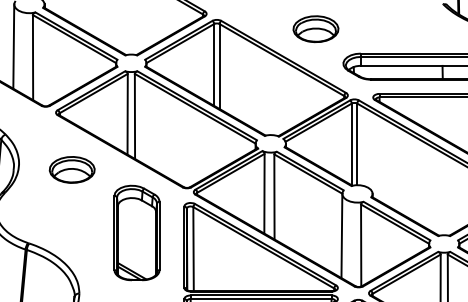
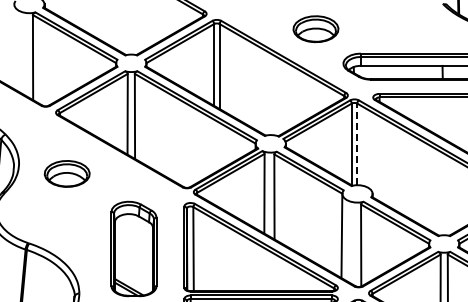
line: present -> none (13, 46)
line: solid -> dashed (357, 144)
part position: (71, 169) -> (66, 173) (66, 173)
part position: (136, 232) -> (133, 248) (133, 248)
